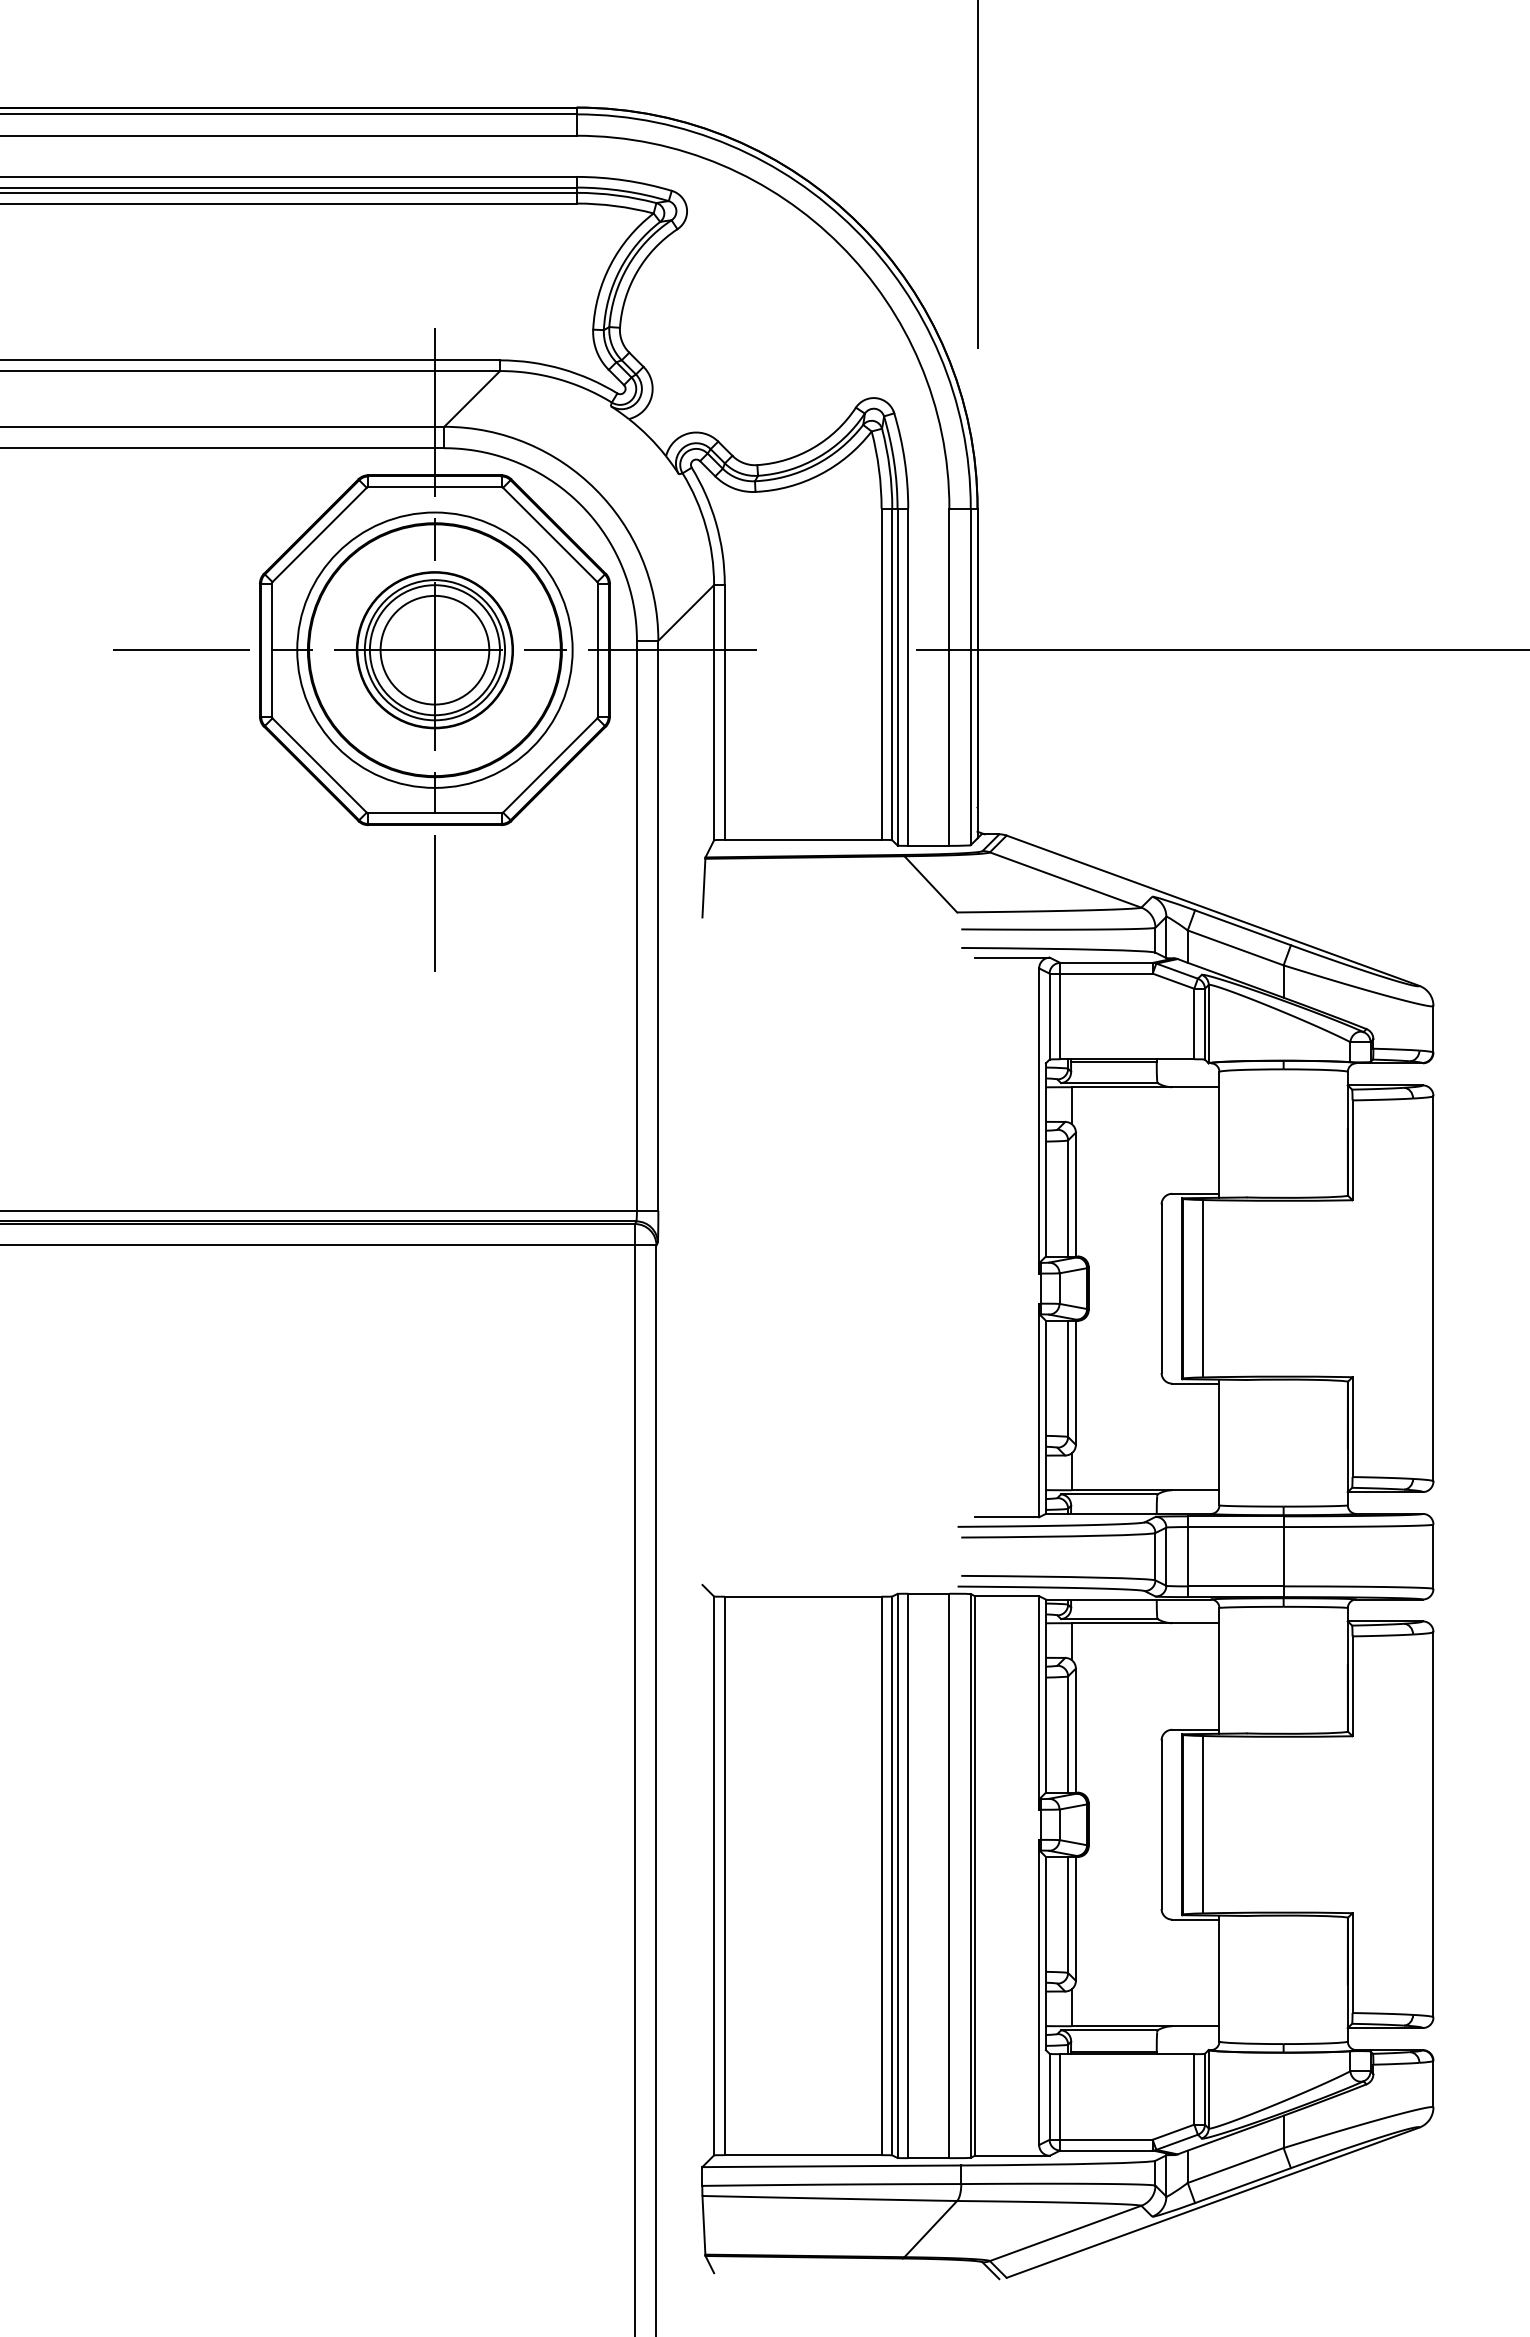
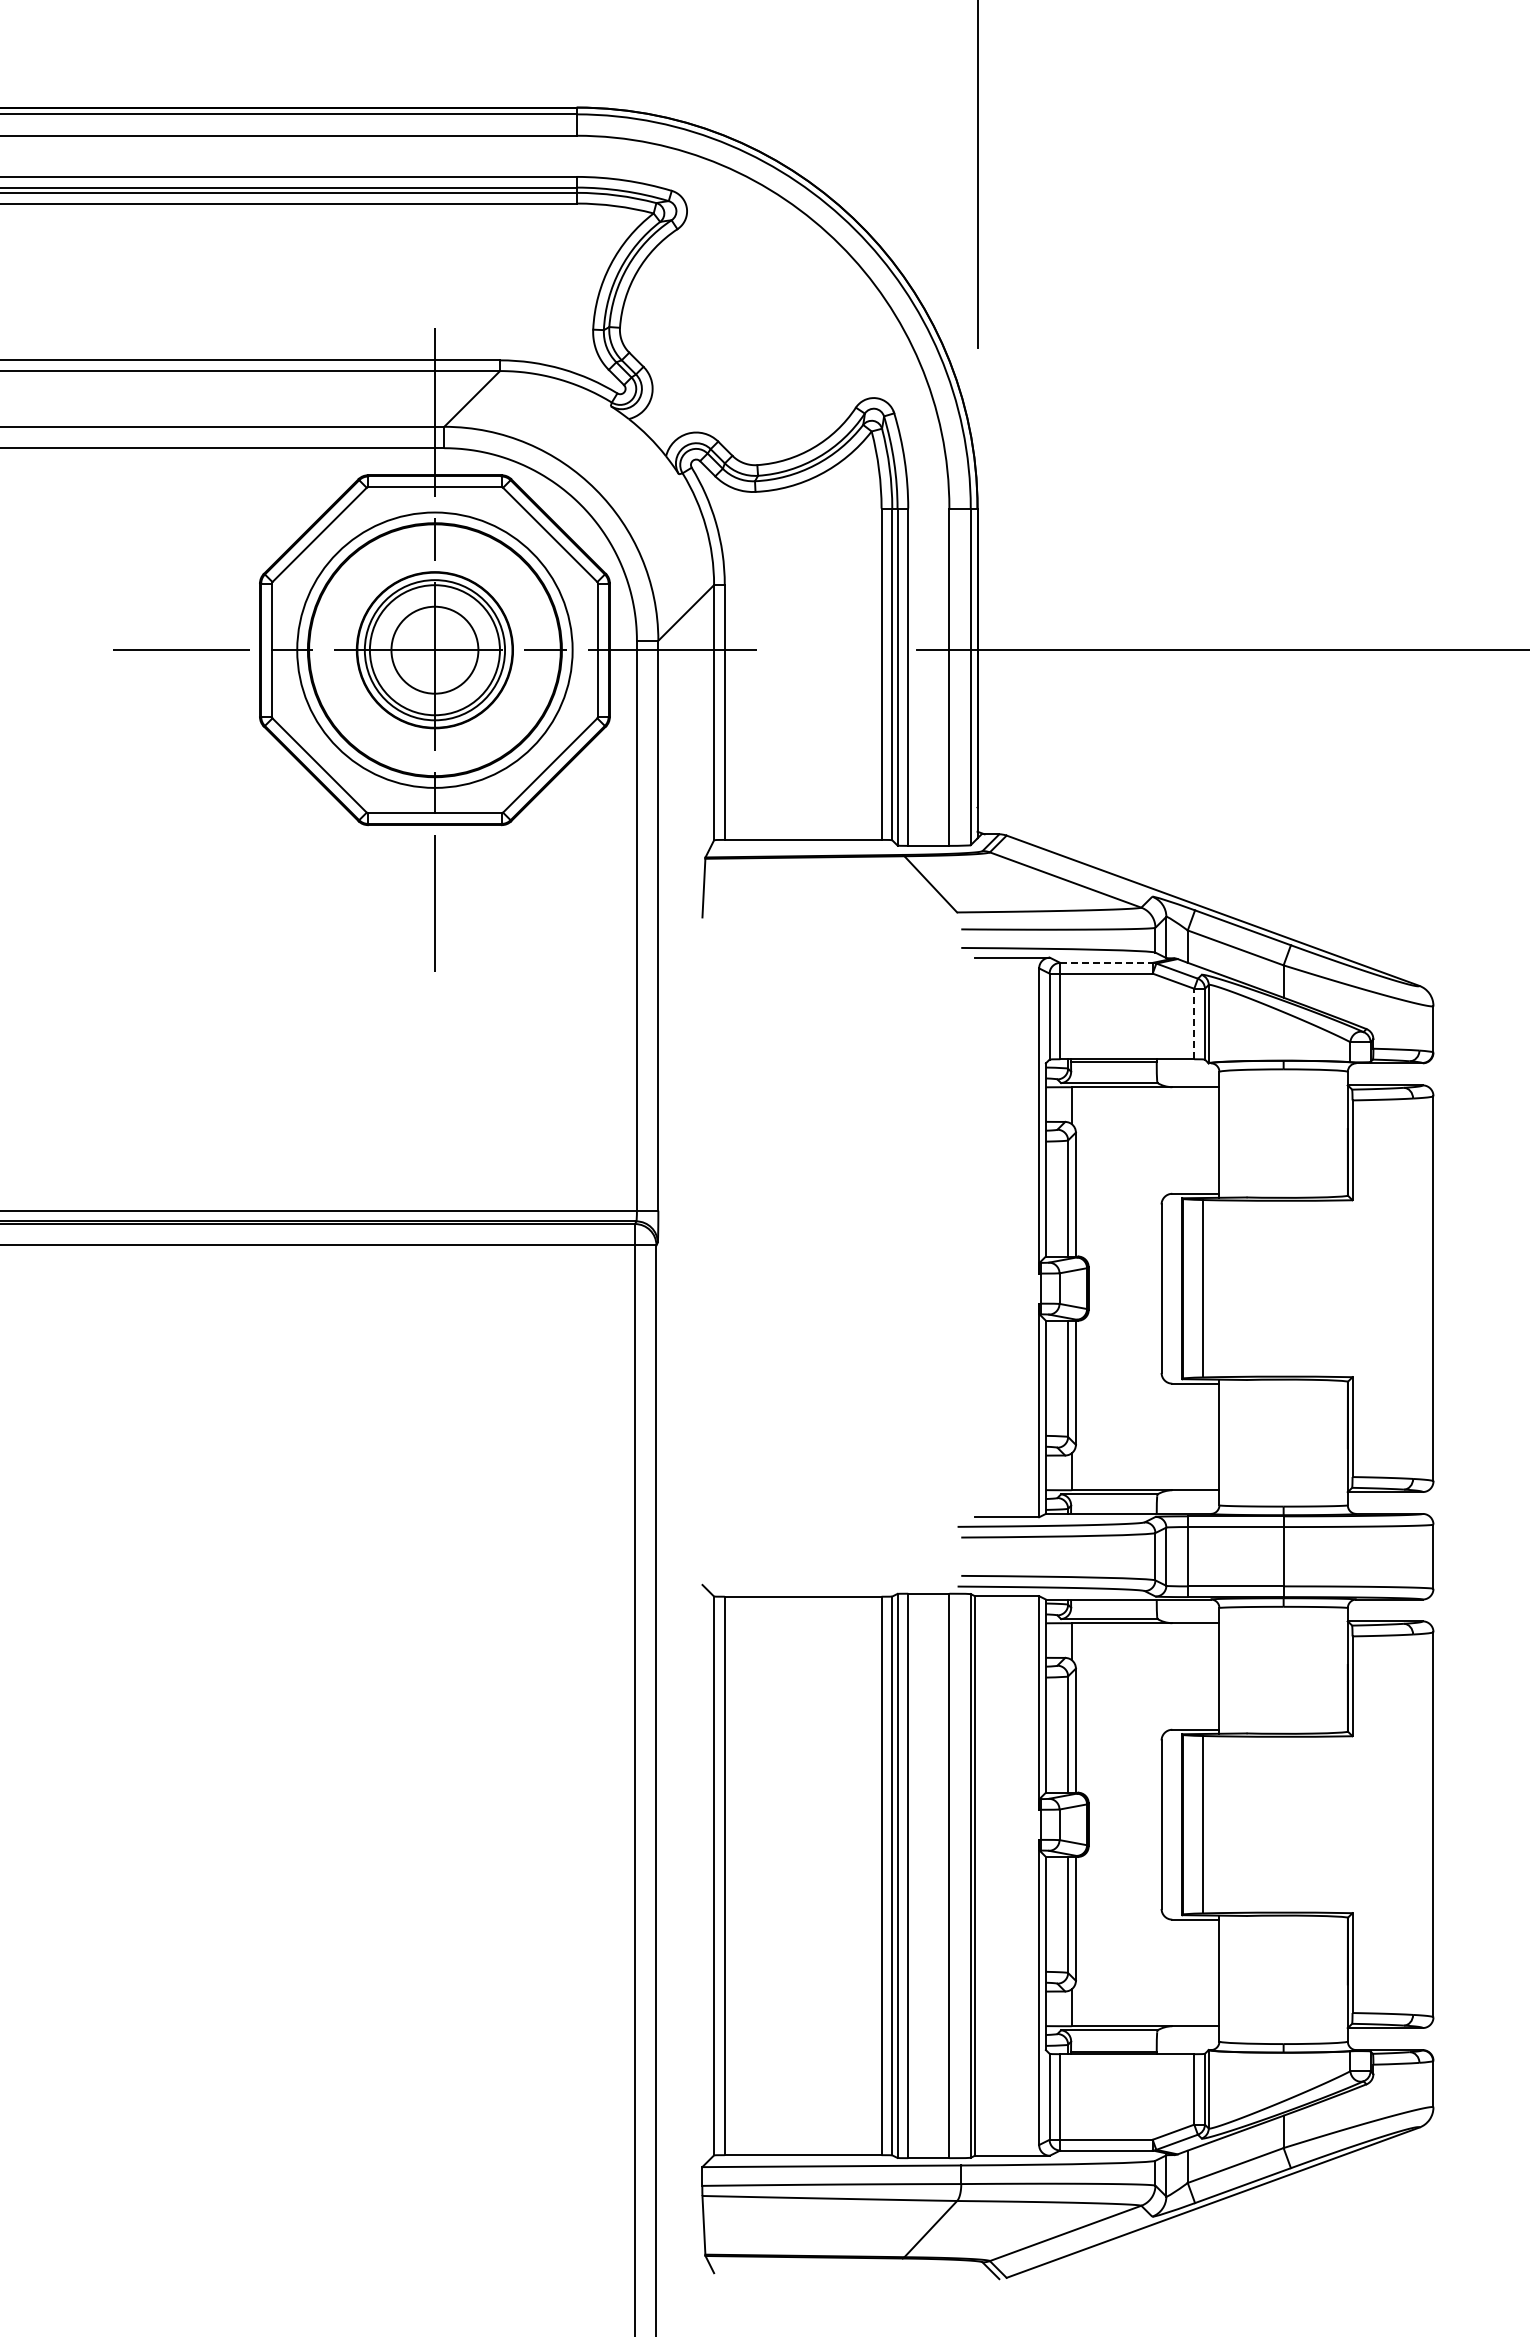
circle diameter: 109 px -> 87 px (434, 649)
line: solid -> dashed (1107, 962)
line: solid -> dashed (1194, 1023)
